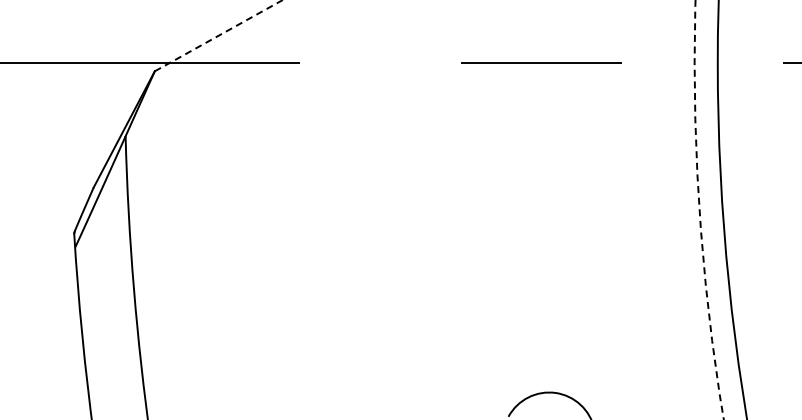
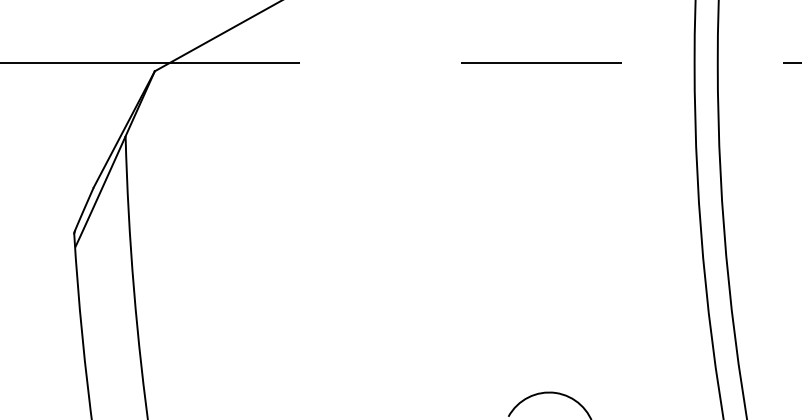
line: dashed -> solid (218, 35)
circle: dashed -> solid (708, 209)
